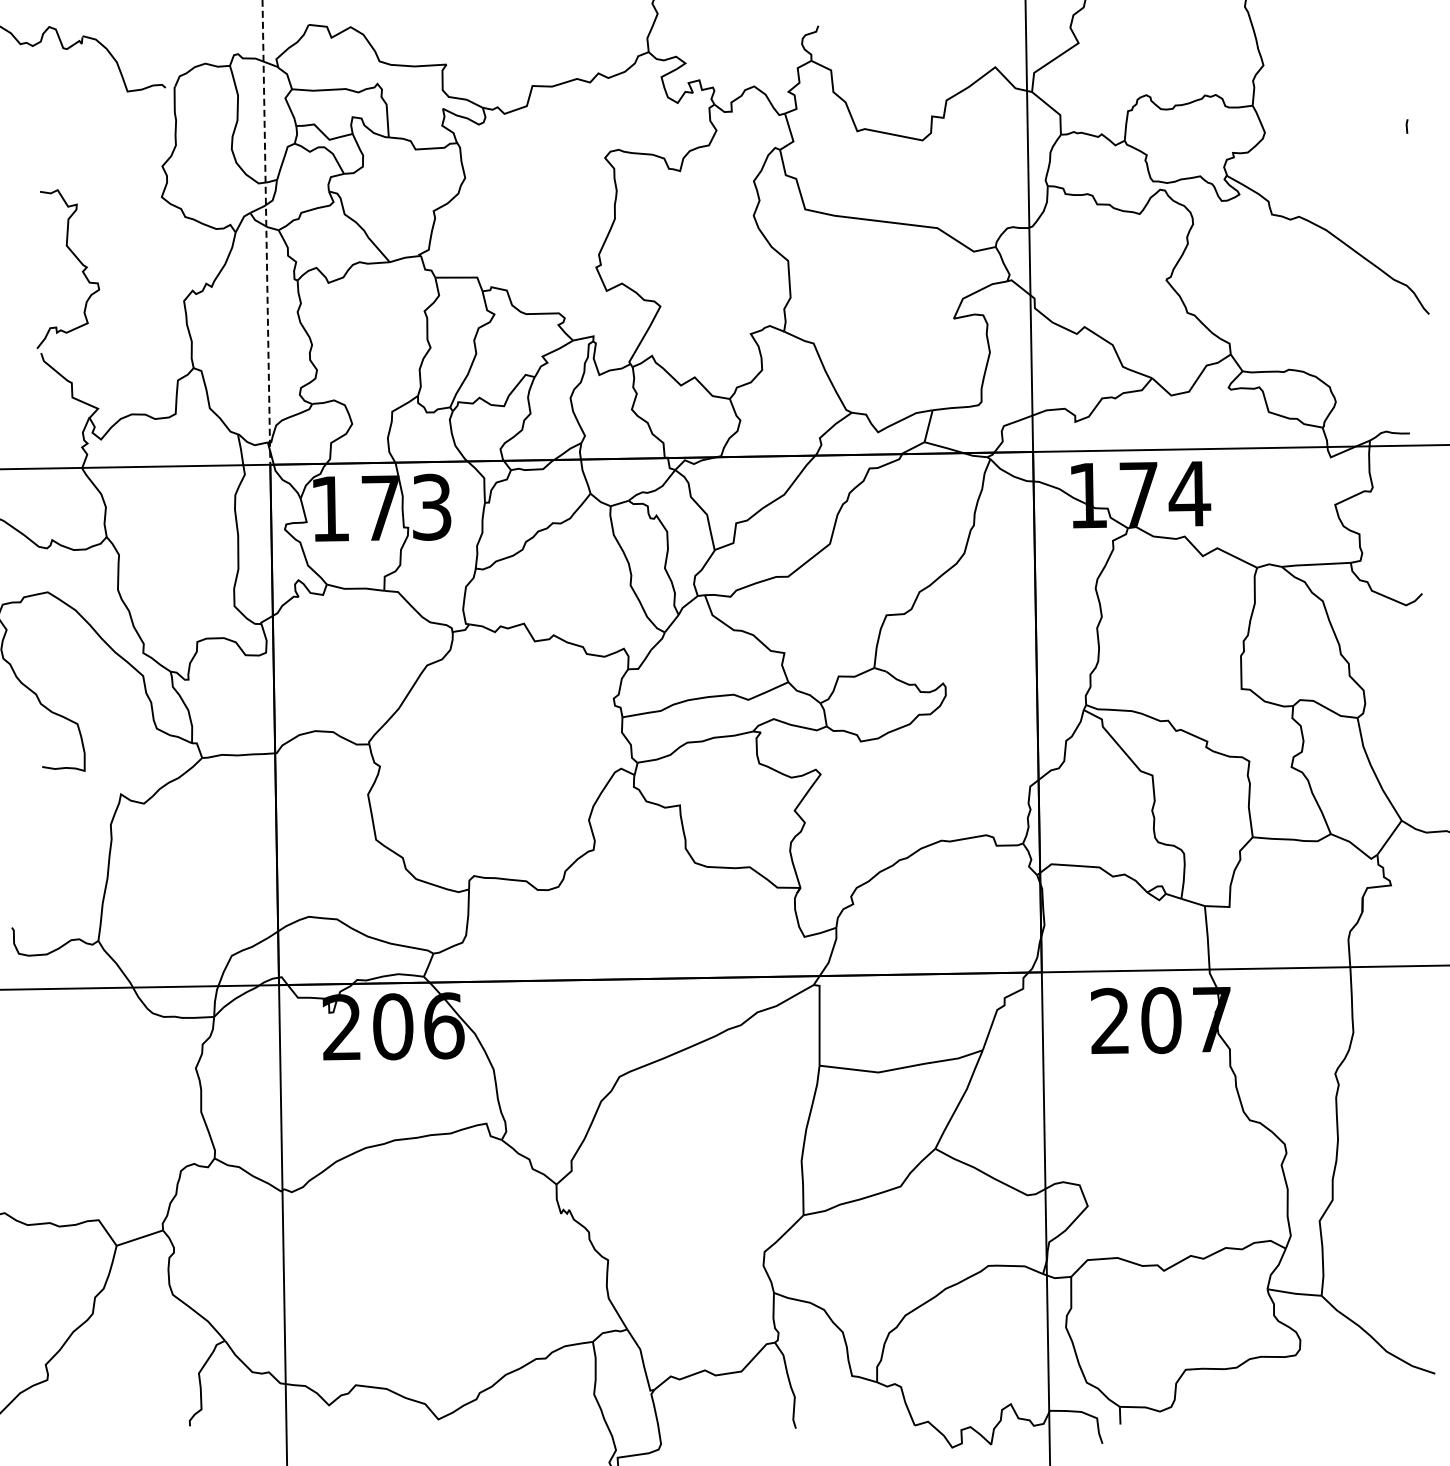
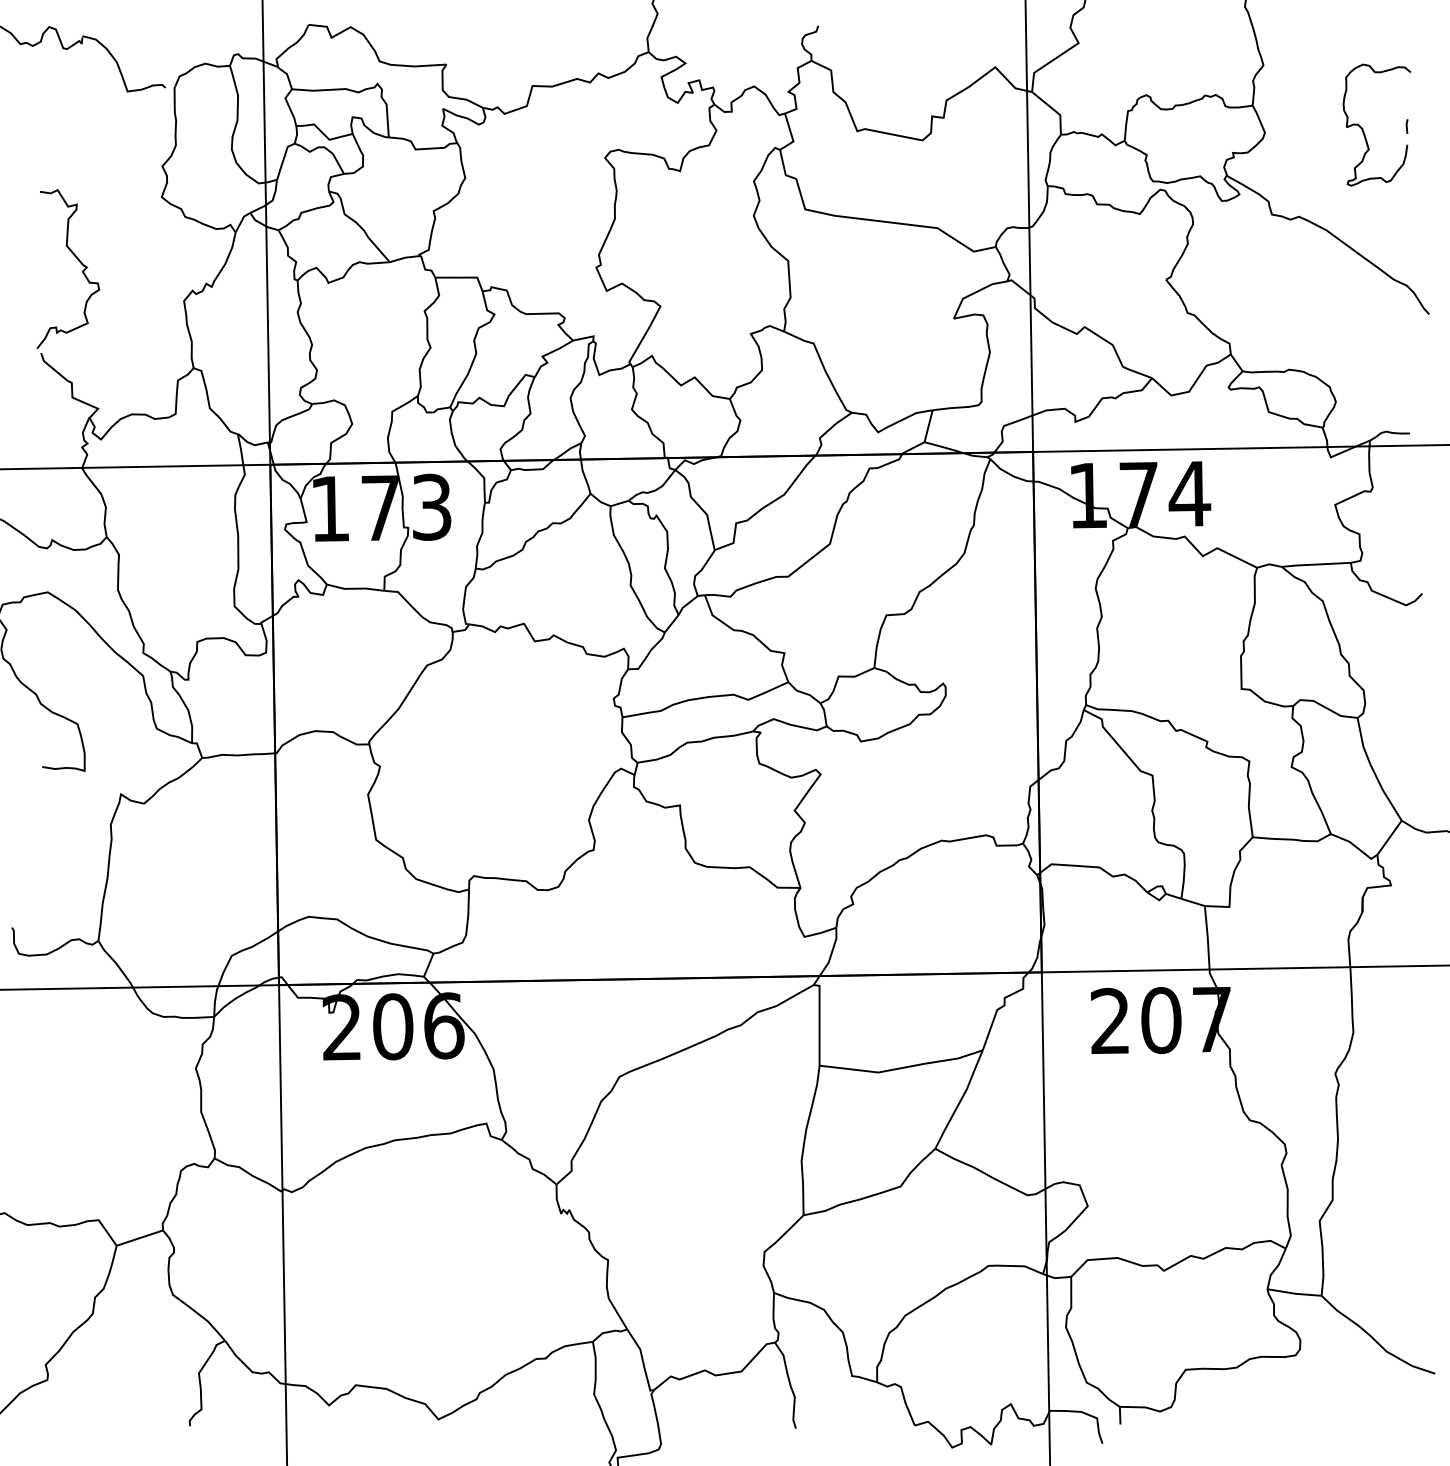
curve: none -> present (1363, 128)
line: dashed -> solid (266, 232)
